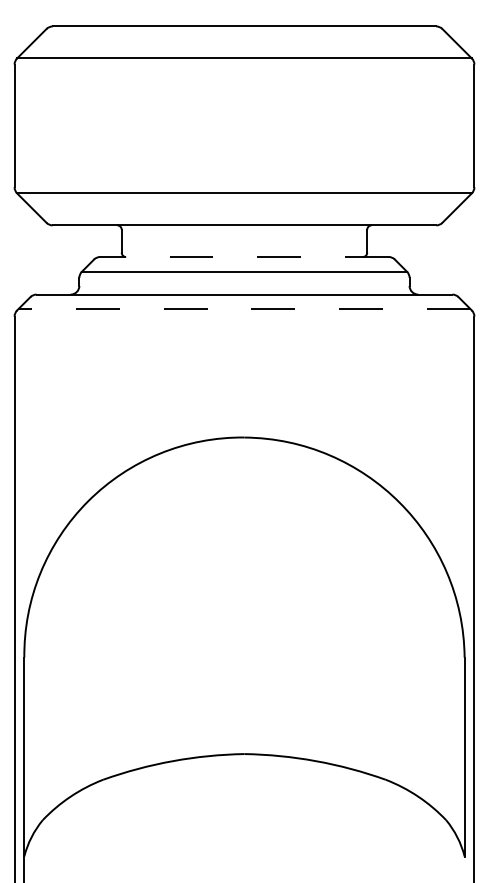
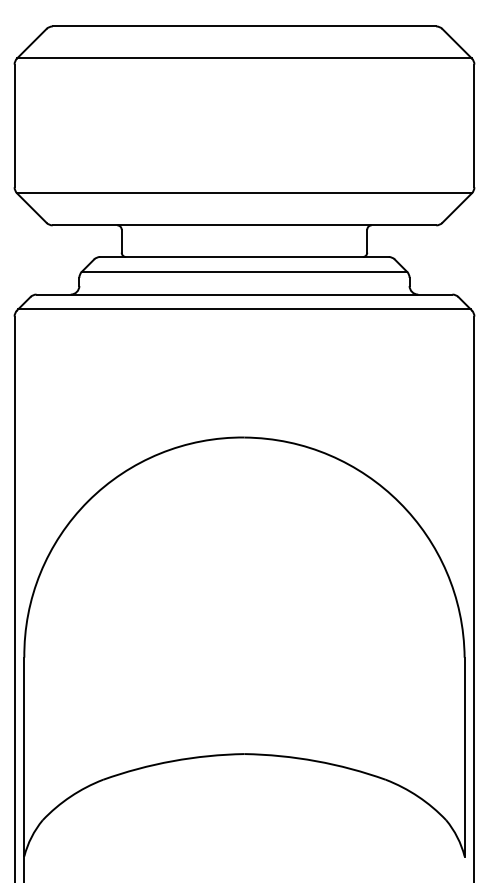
line: dashed -> solid (243, 257)
line: dashed -> solid (243, 309)
